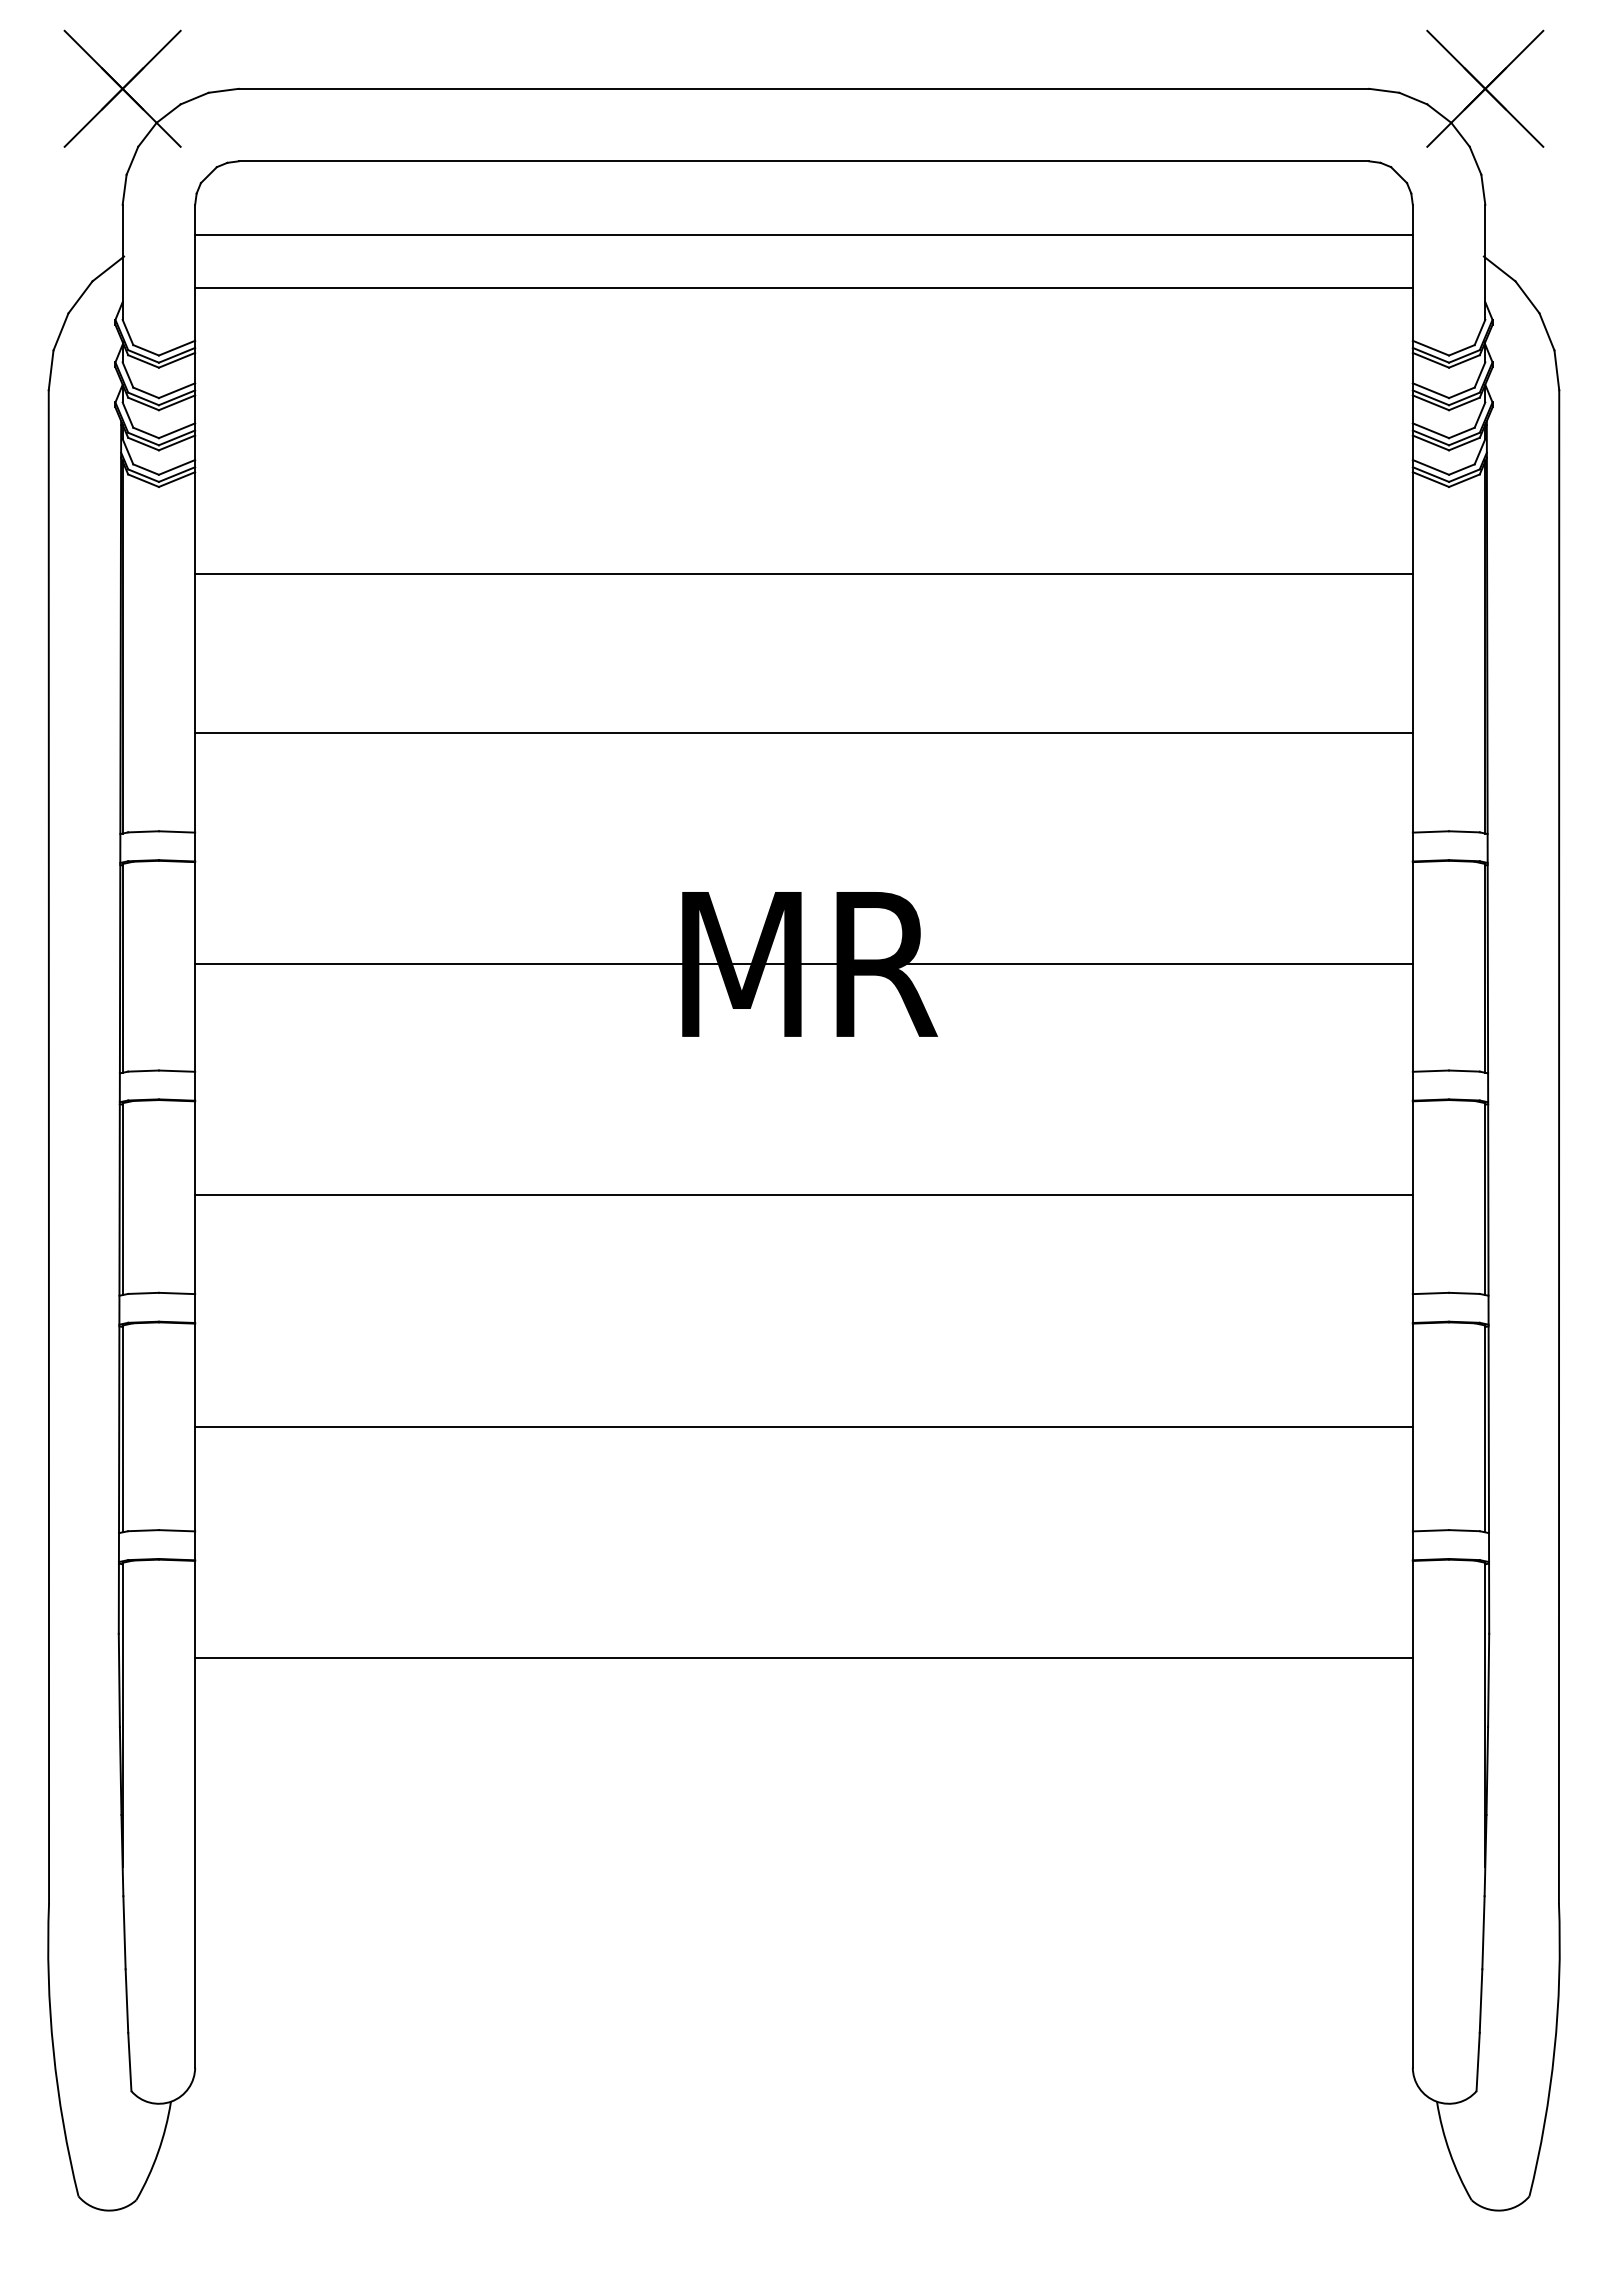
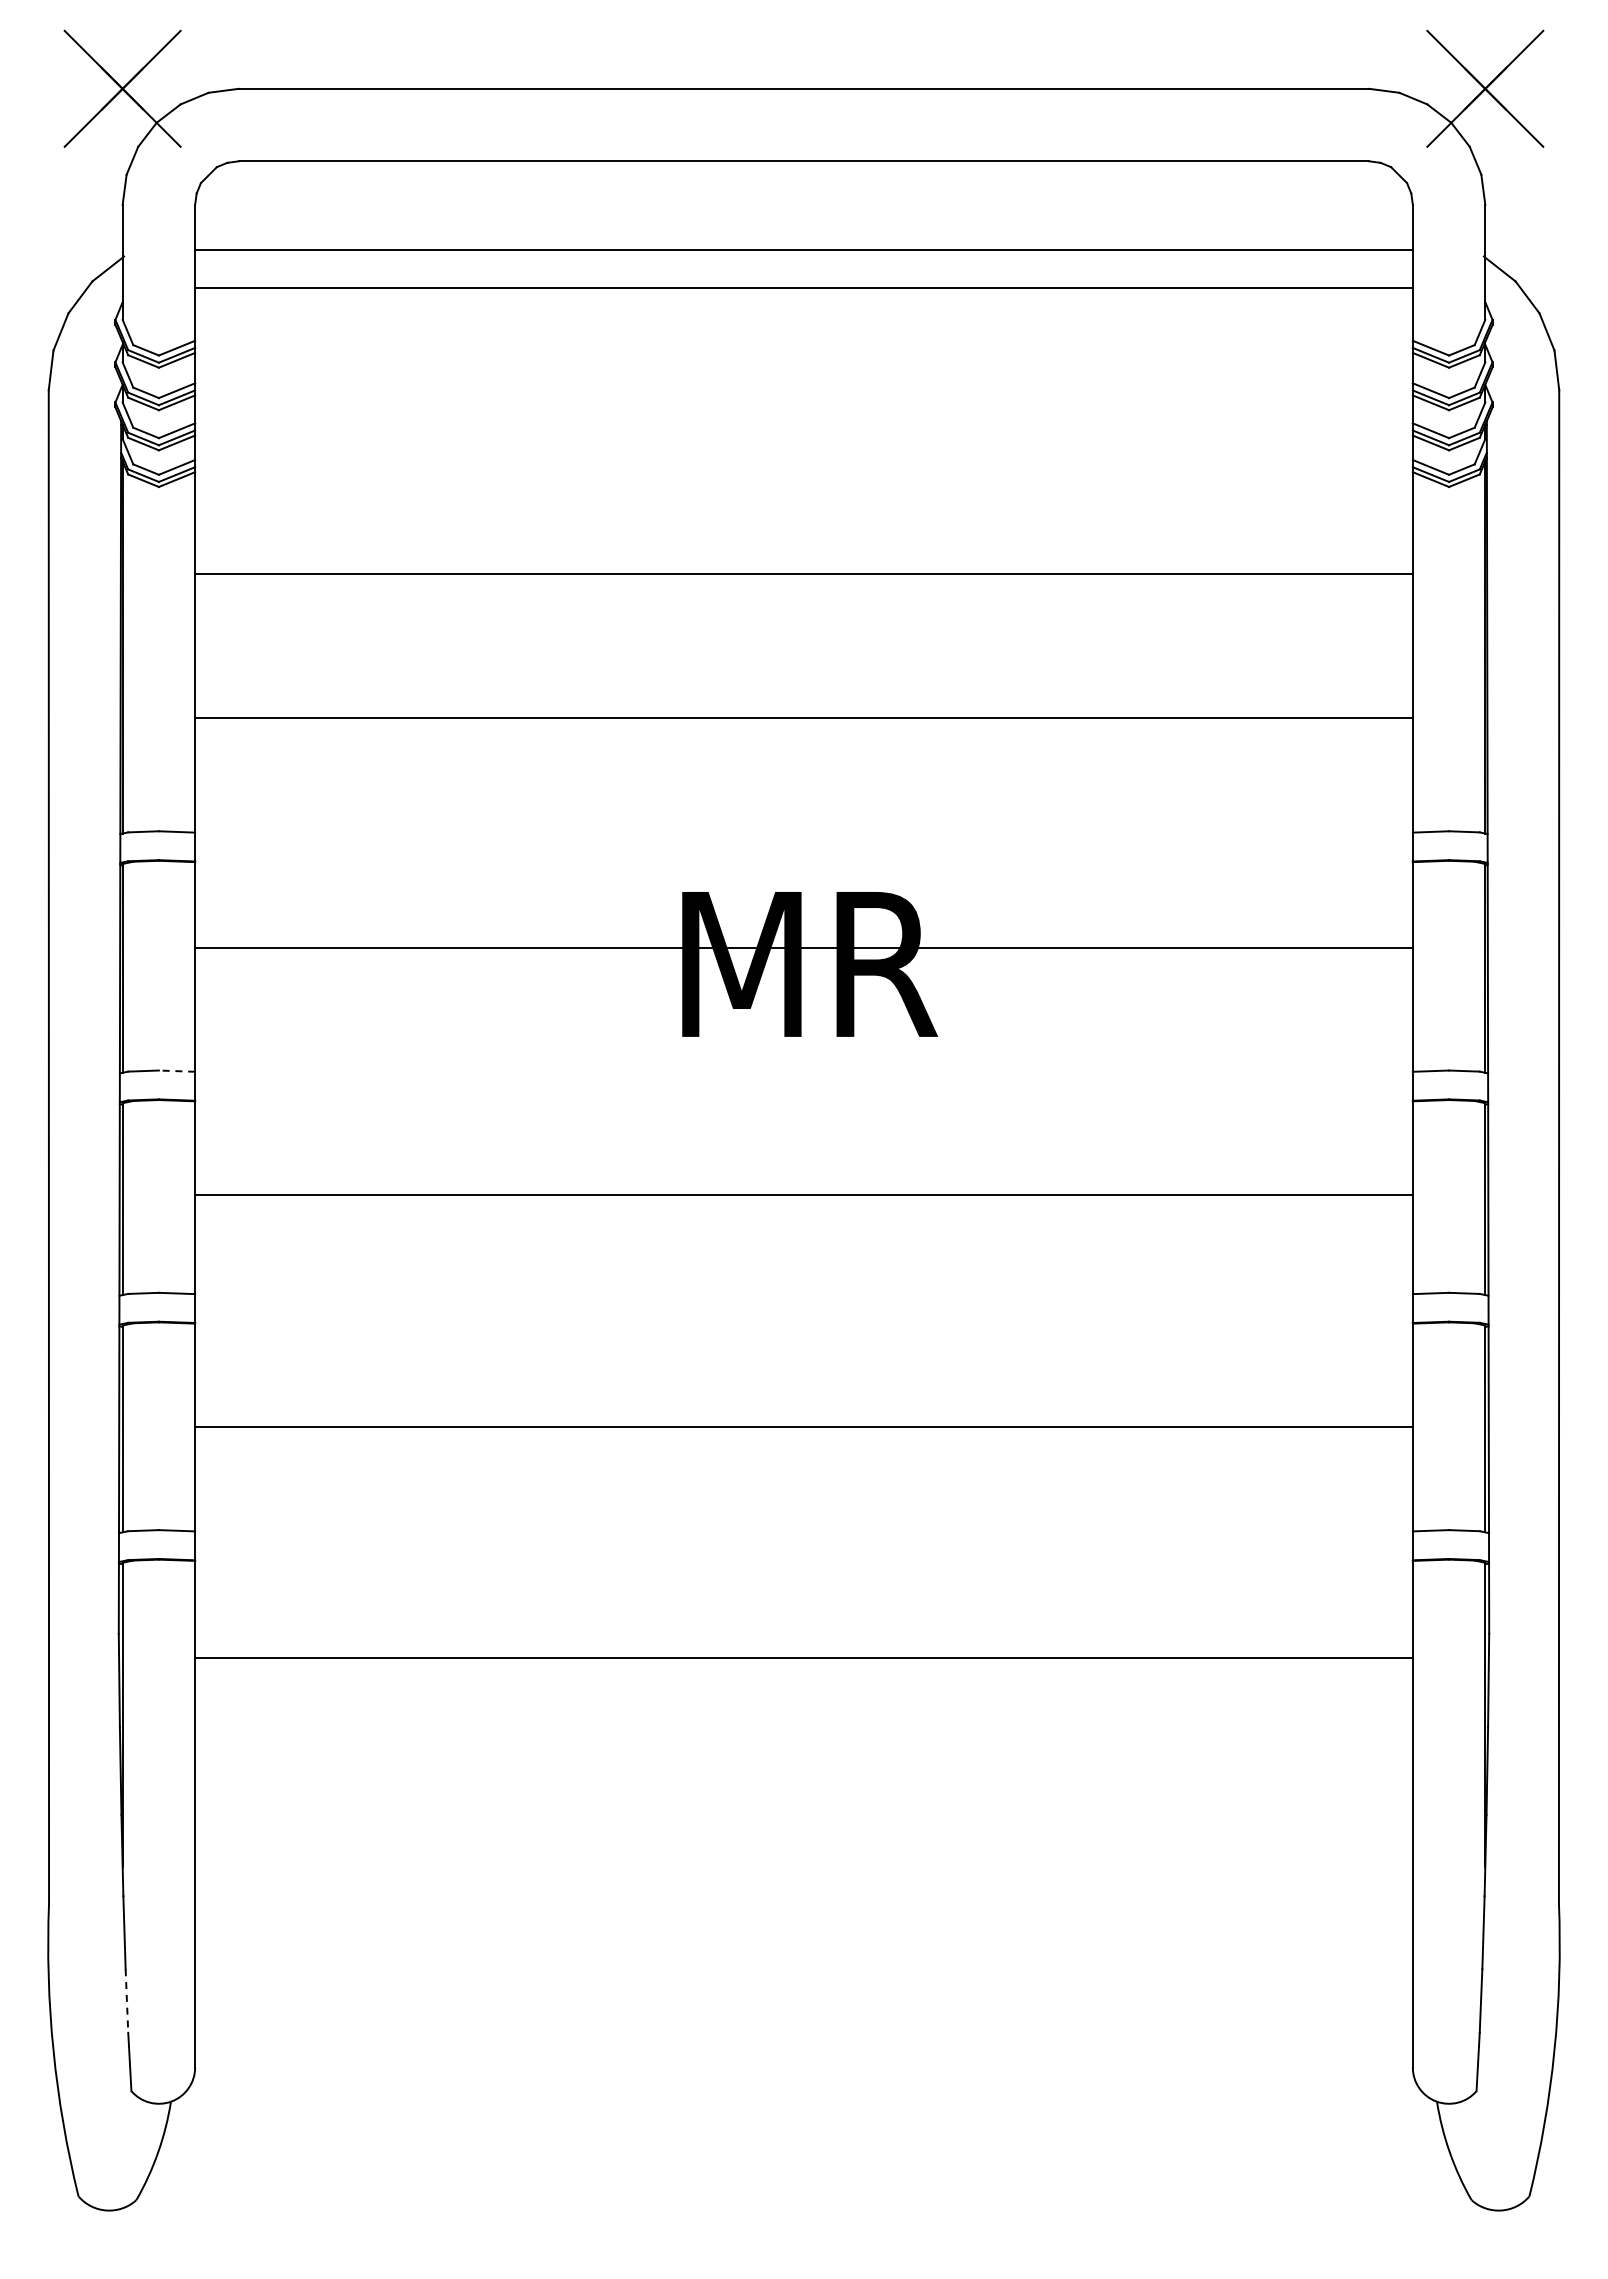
line position: (803, 235) -> (803, 250) (803, 250)
line position: (803, 733) -> (803, 718) (803, 718)
line position: (803, 964) -> (803, 948) (803, 948)
line: solid -> dashed (176, 1071)
line: solid -> dashed (126, 2001)
